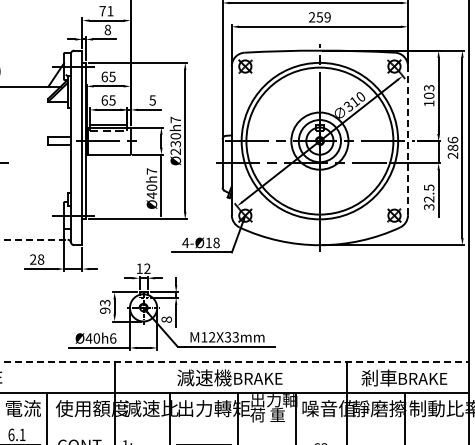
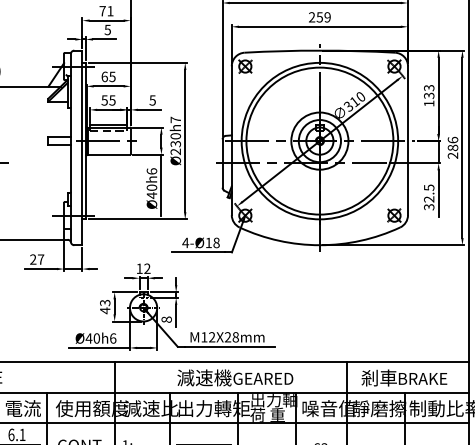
text: 8 -> 5 (107, 29)
text: 103 -> 133 (429, 95)
text: 65 -> 55 (104, 100)
line: dashed -> solid (408, 140)
text: Ø40h7 -> Ø40h6 (151, 171)
line: dashed -> solid (34, 239)
text: 28 -> 27 (41, 259)
text: 93 -> 43 (105, 310)
text: M12X33mm -> M12X28mm (231, 337)
line: dashed -> solid (235, 362)
text: BRAKE -> GEARED (263, 378)
line: none -> present (235, 423)
